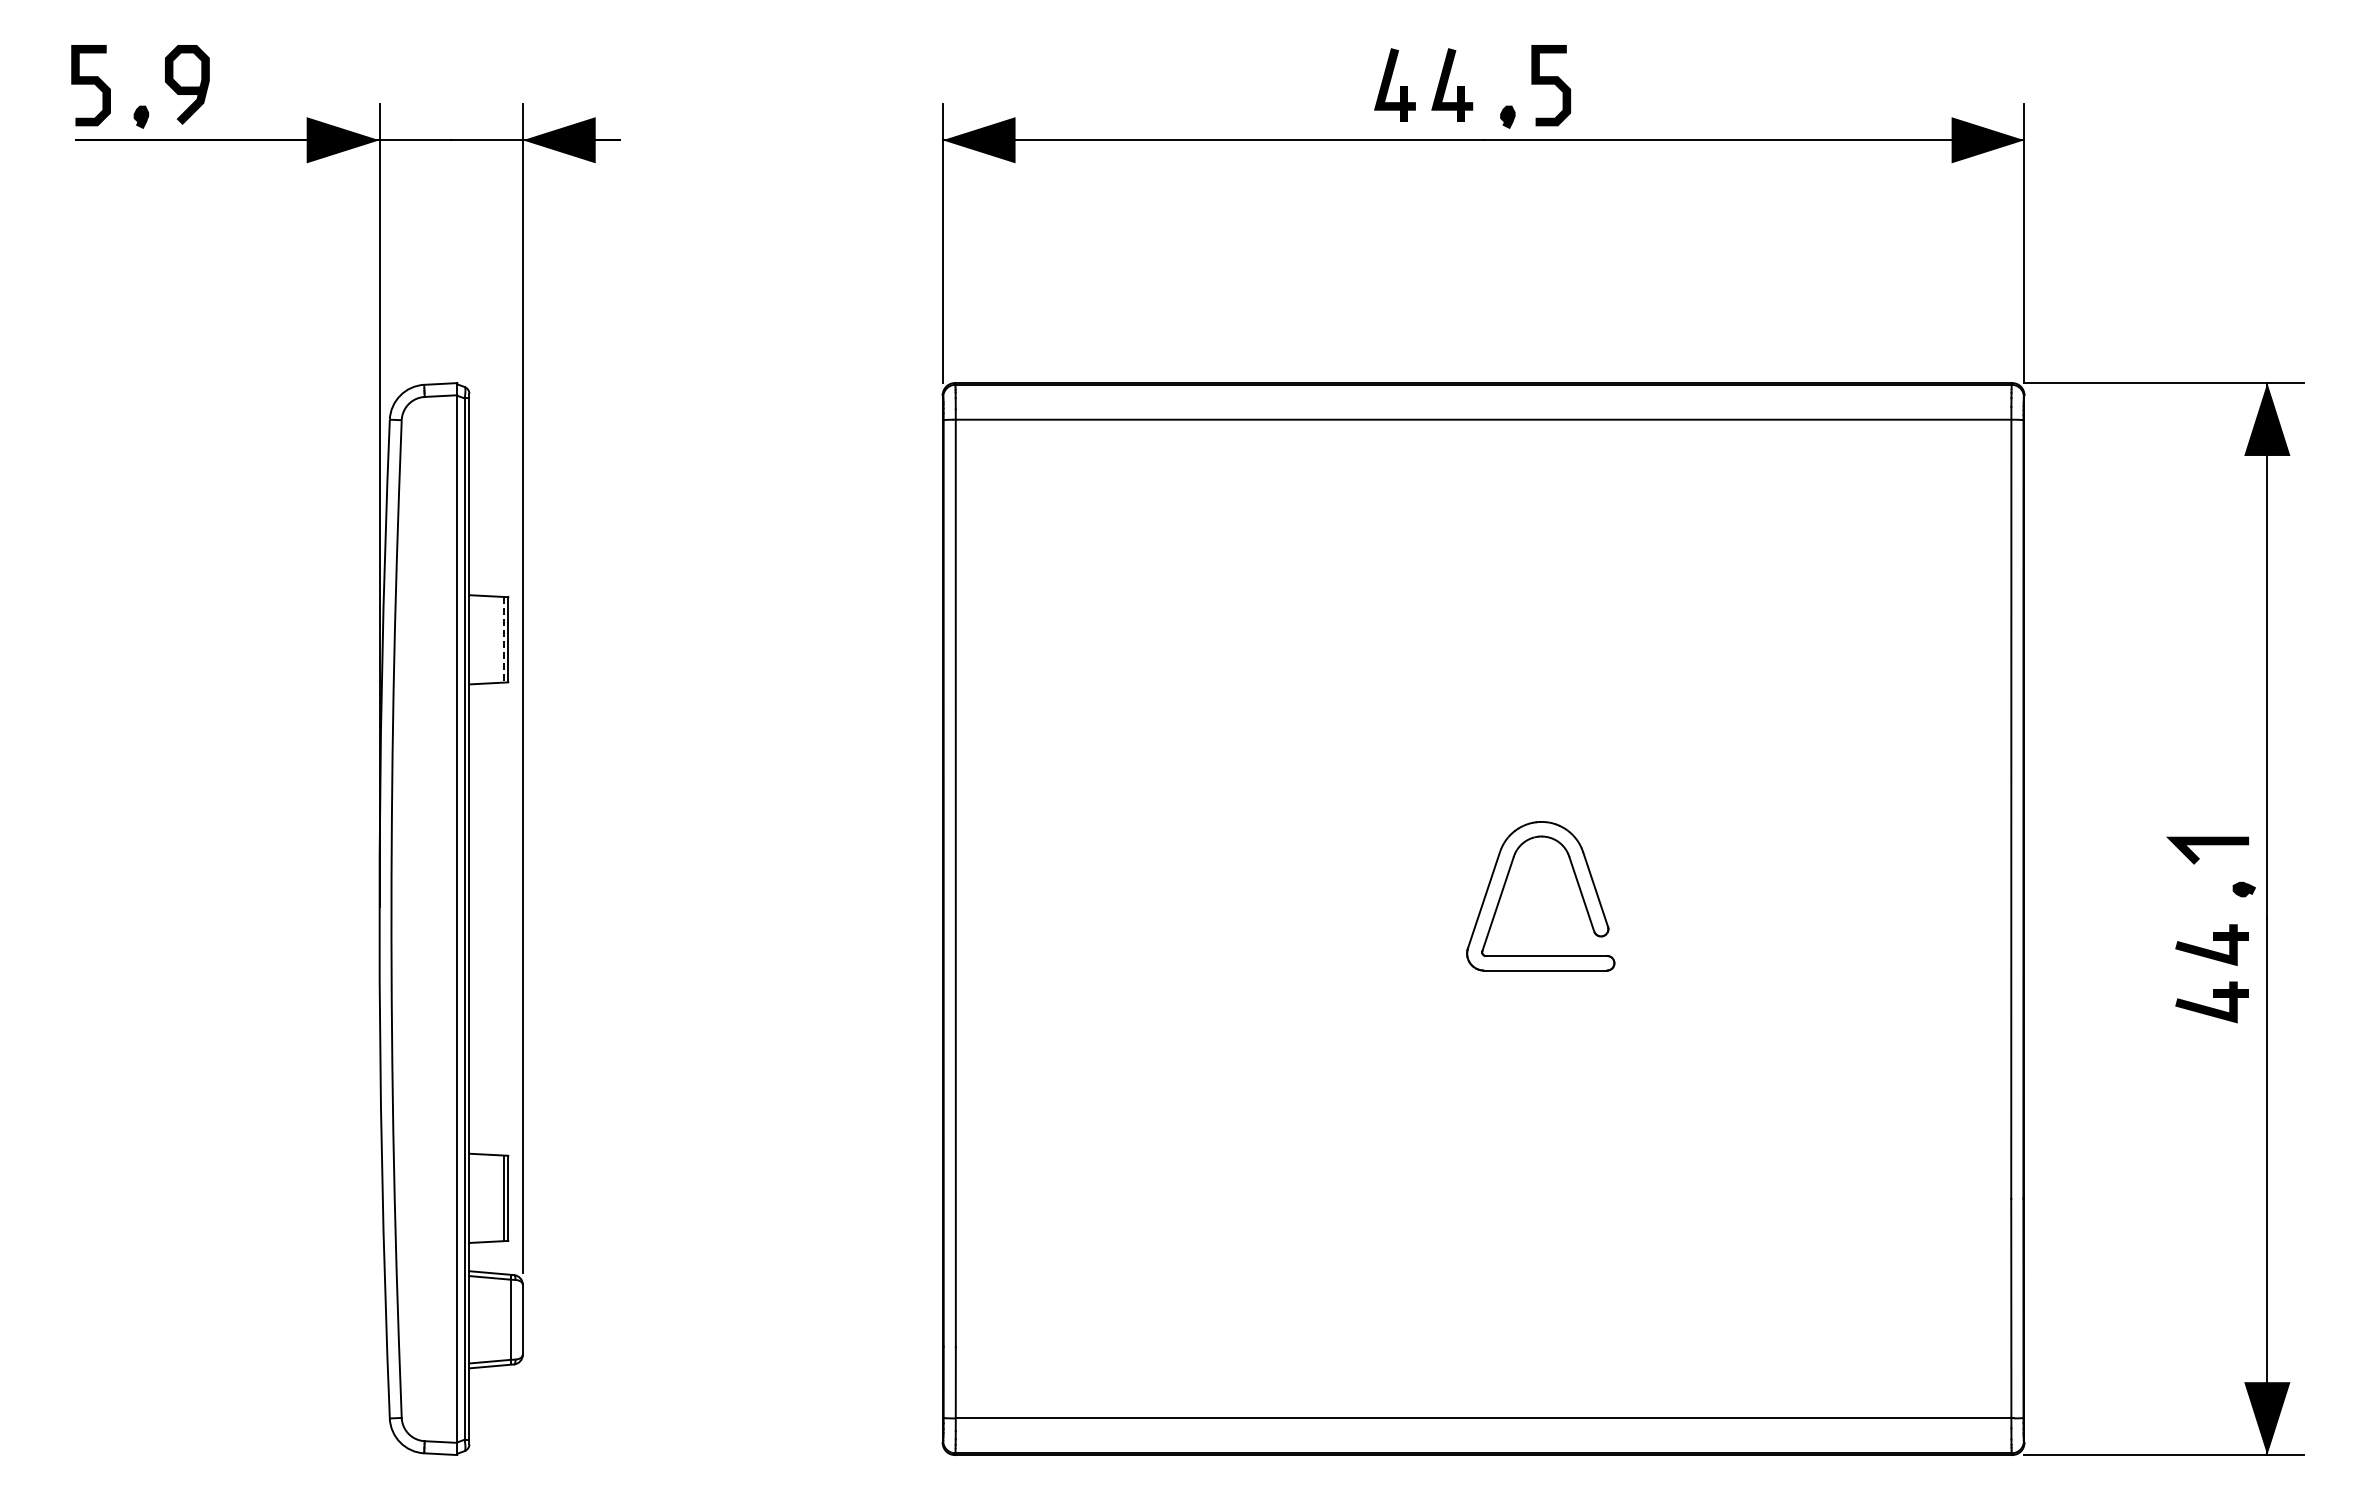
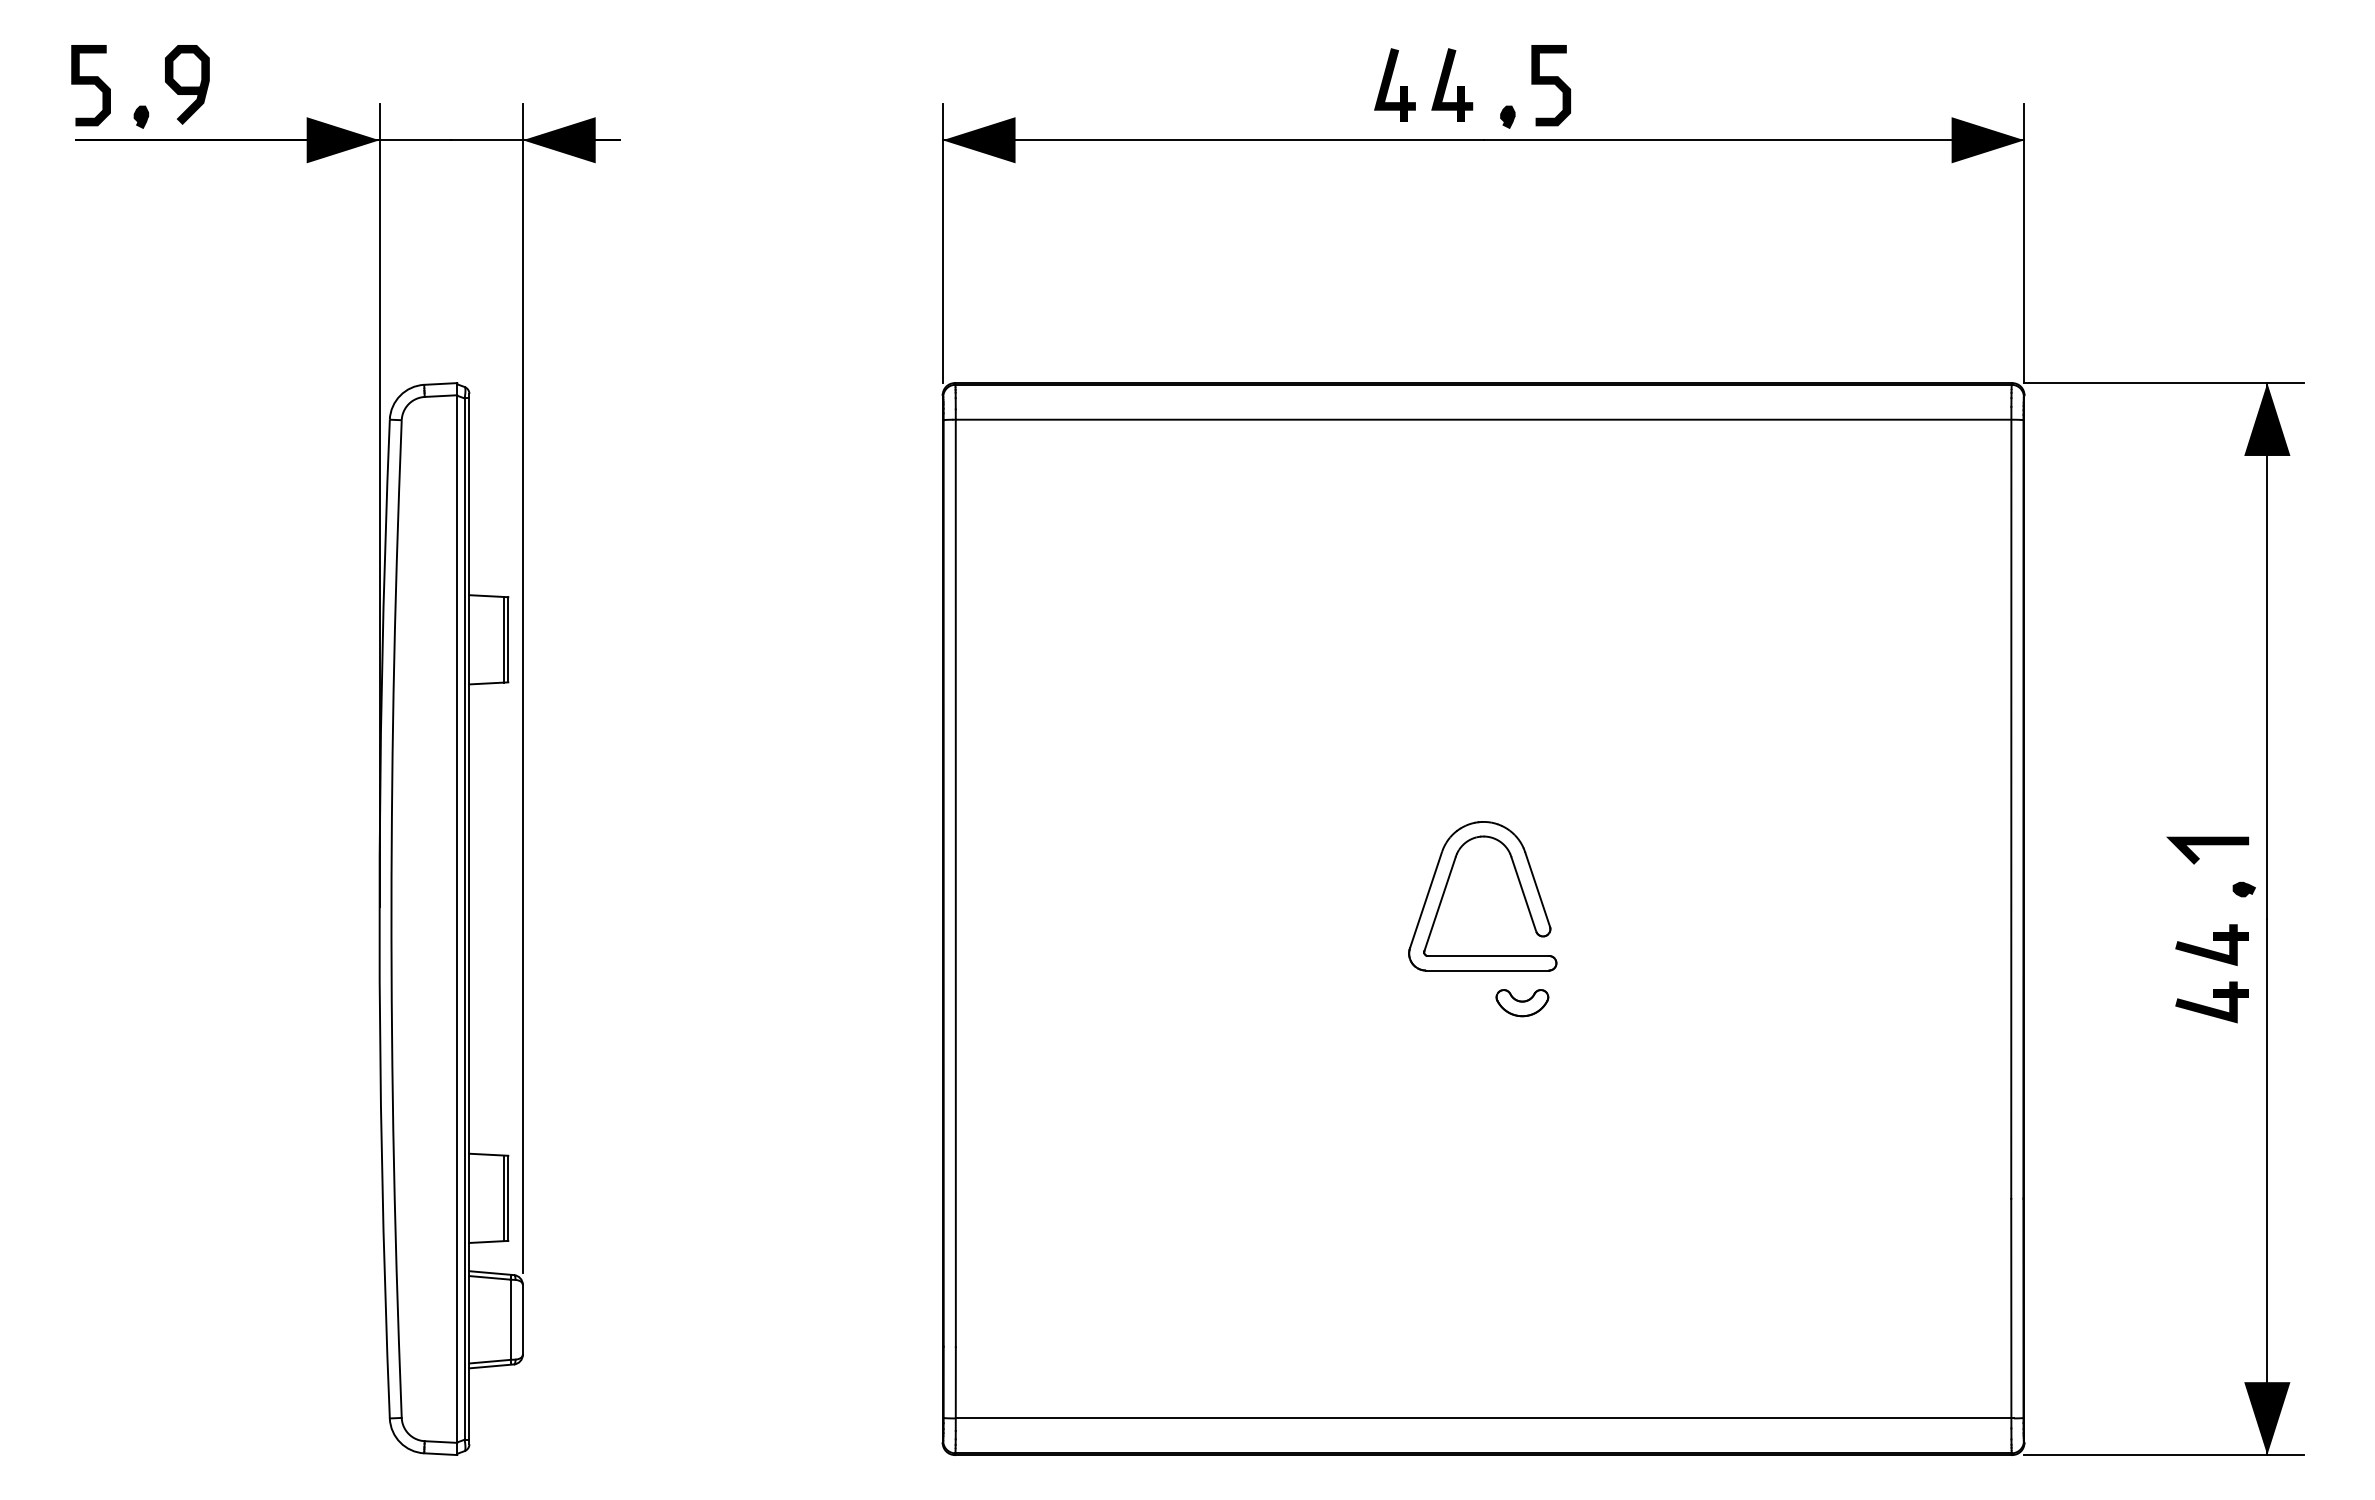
line: dashed -> solid (503, 639)
part position: (1505, 885) -> (1447, 885) (1447, 885)
part: none -> present (1522, 1003)
